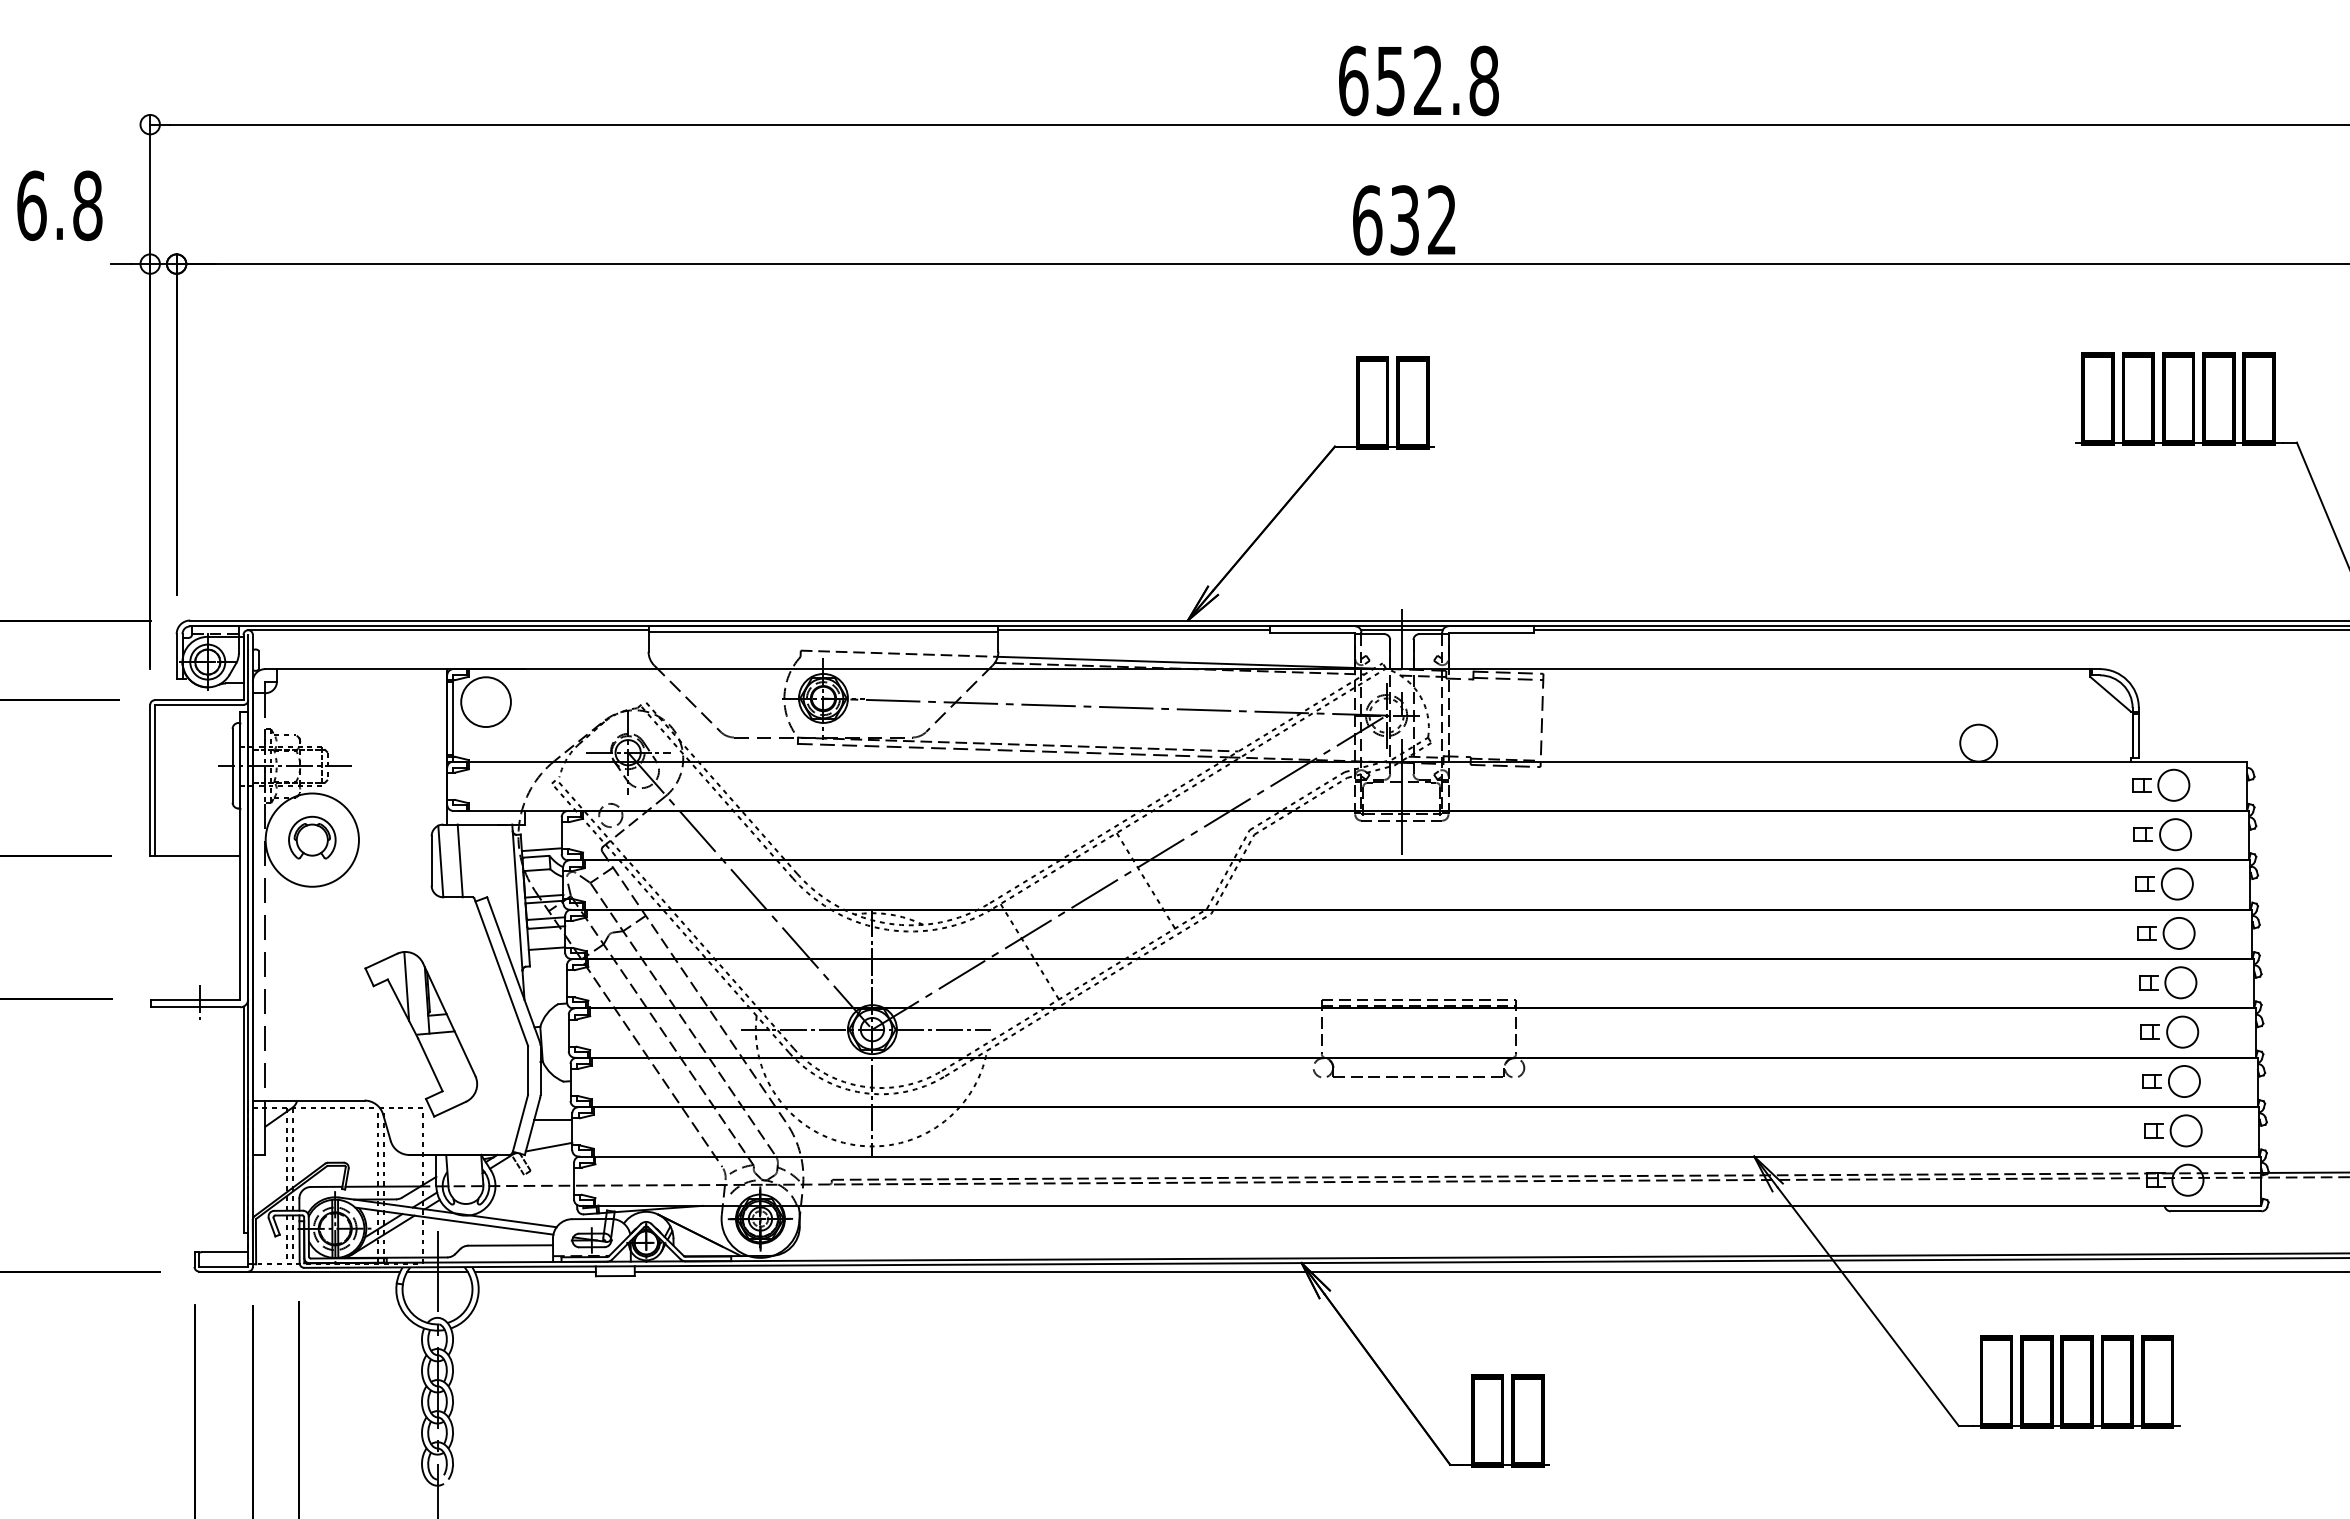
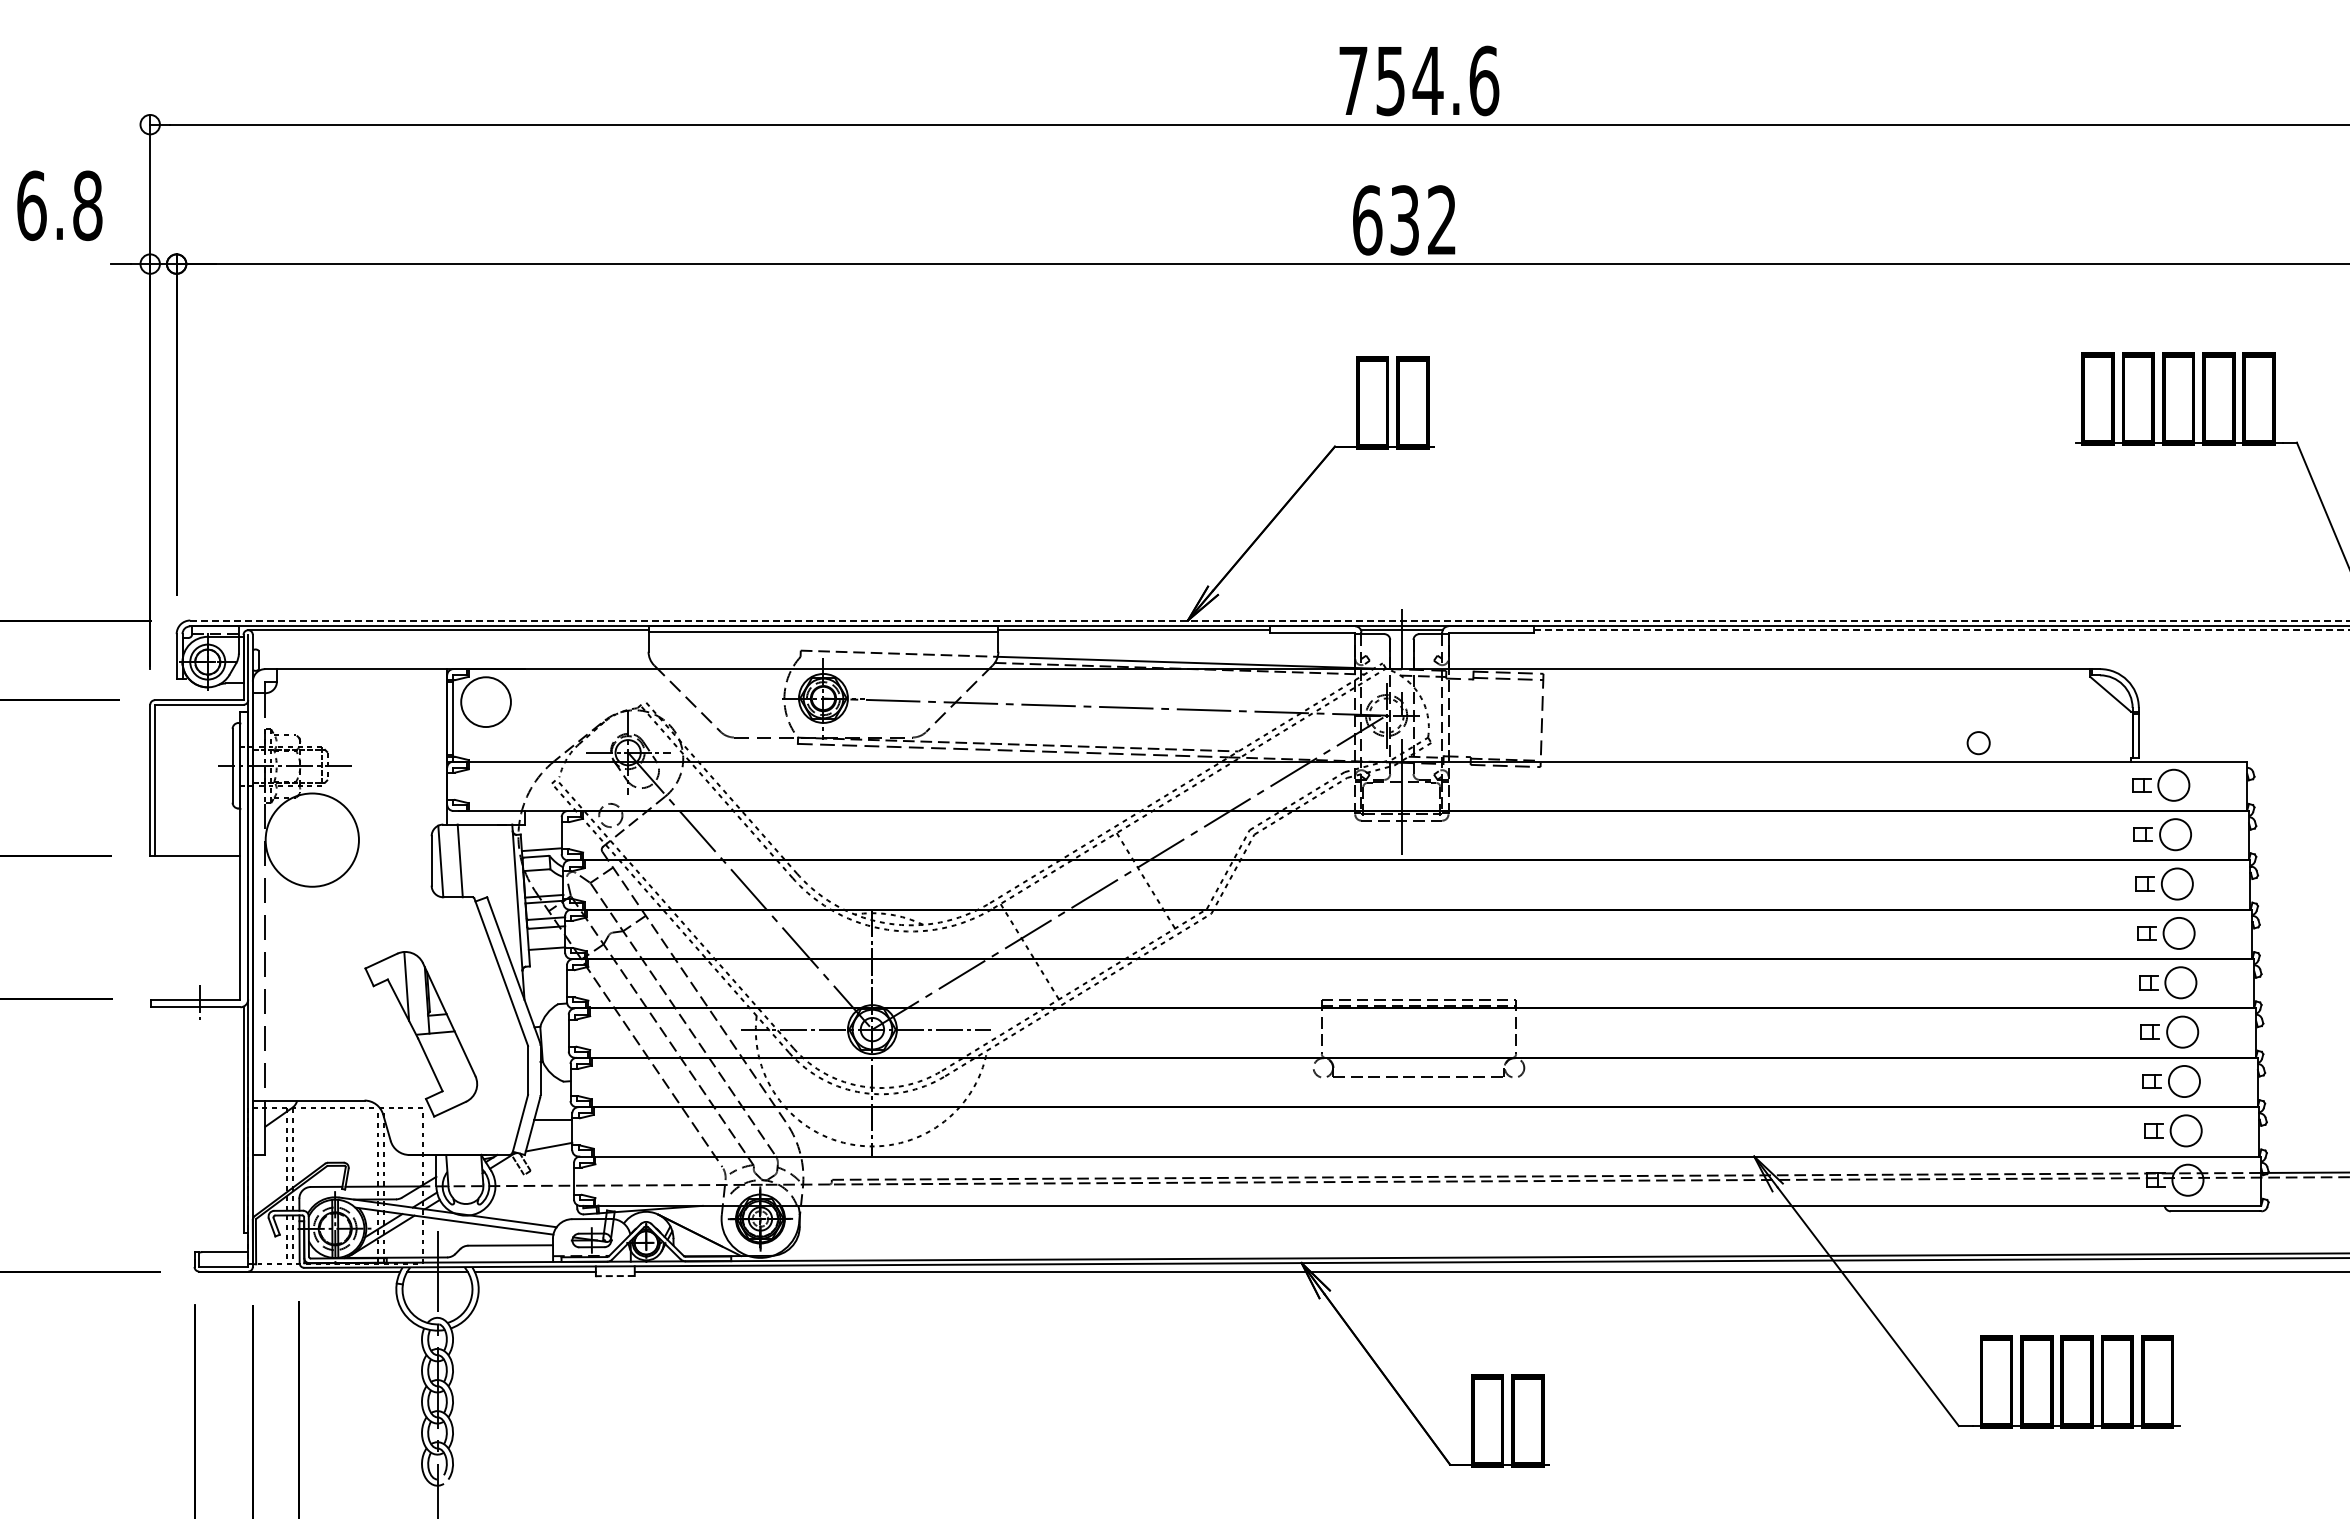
text: 652.8 -> 754.6 (1419, 80)
line: solid -> dashed (1270, 620)
line: solid -> dashed (1941, 630)
circle diameter: 37 px -> 22 px (1978, 743)
part: present -> none (312, 837)
line: solid -> dashed (614, 1276)
